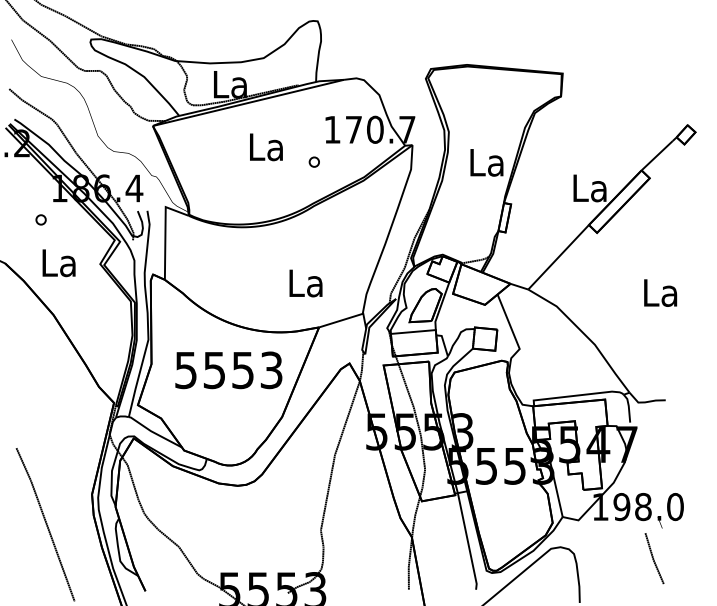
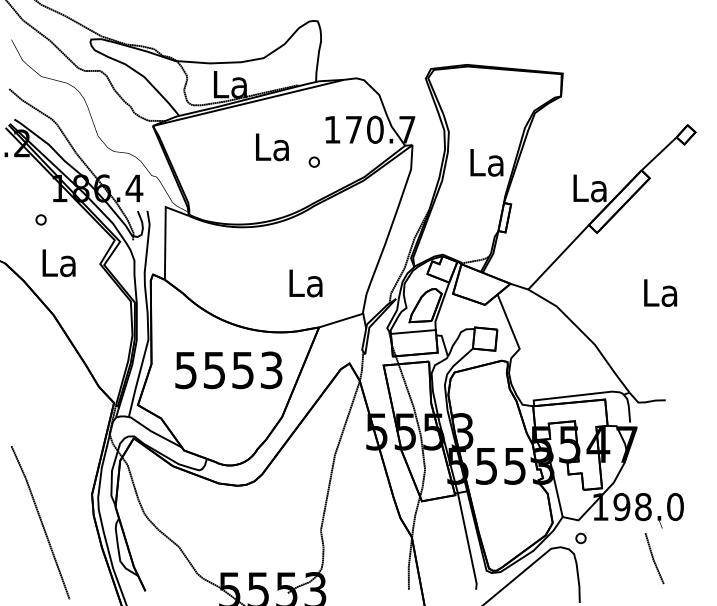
text position: (266, 147) -> (272, 147) (272, 147)
line position: (45, 524) -> (40, 522) (40, 522)
part: none -> present (580, 538)
